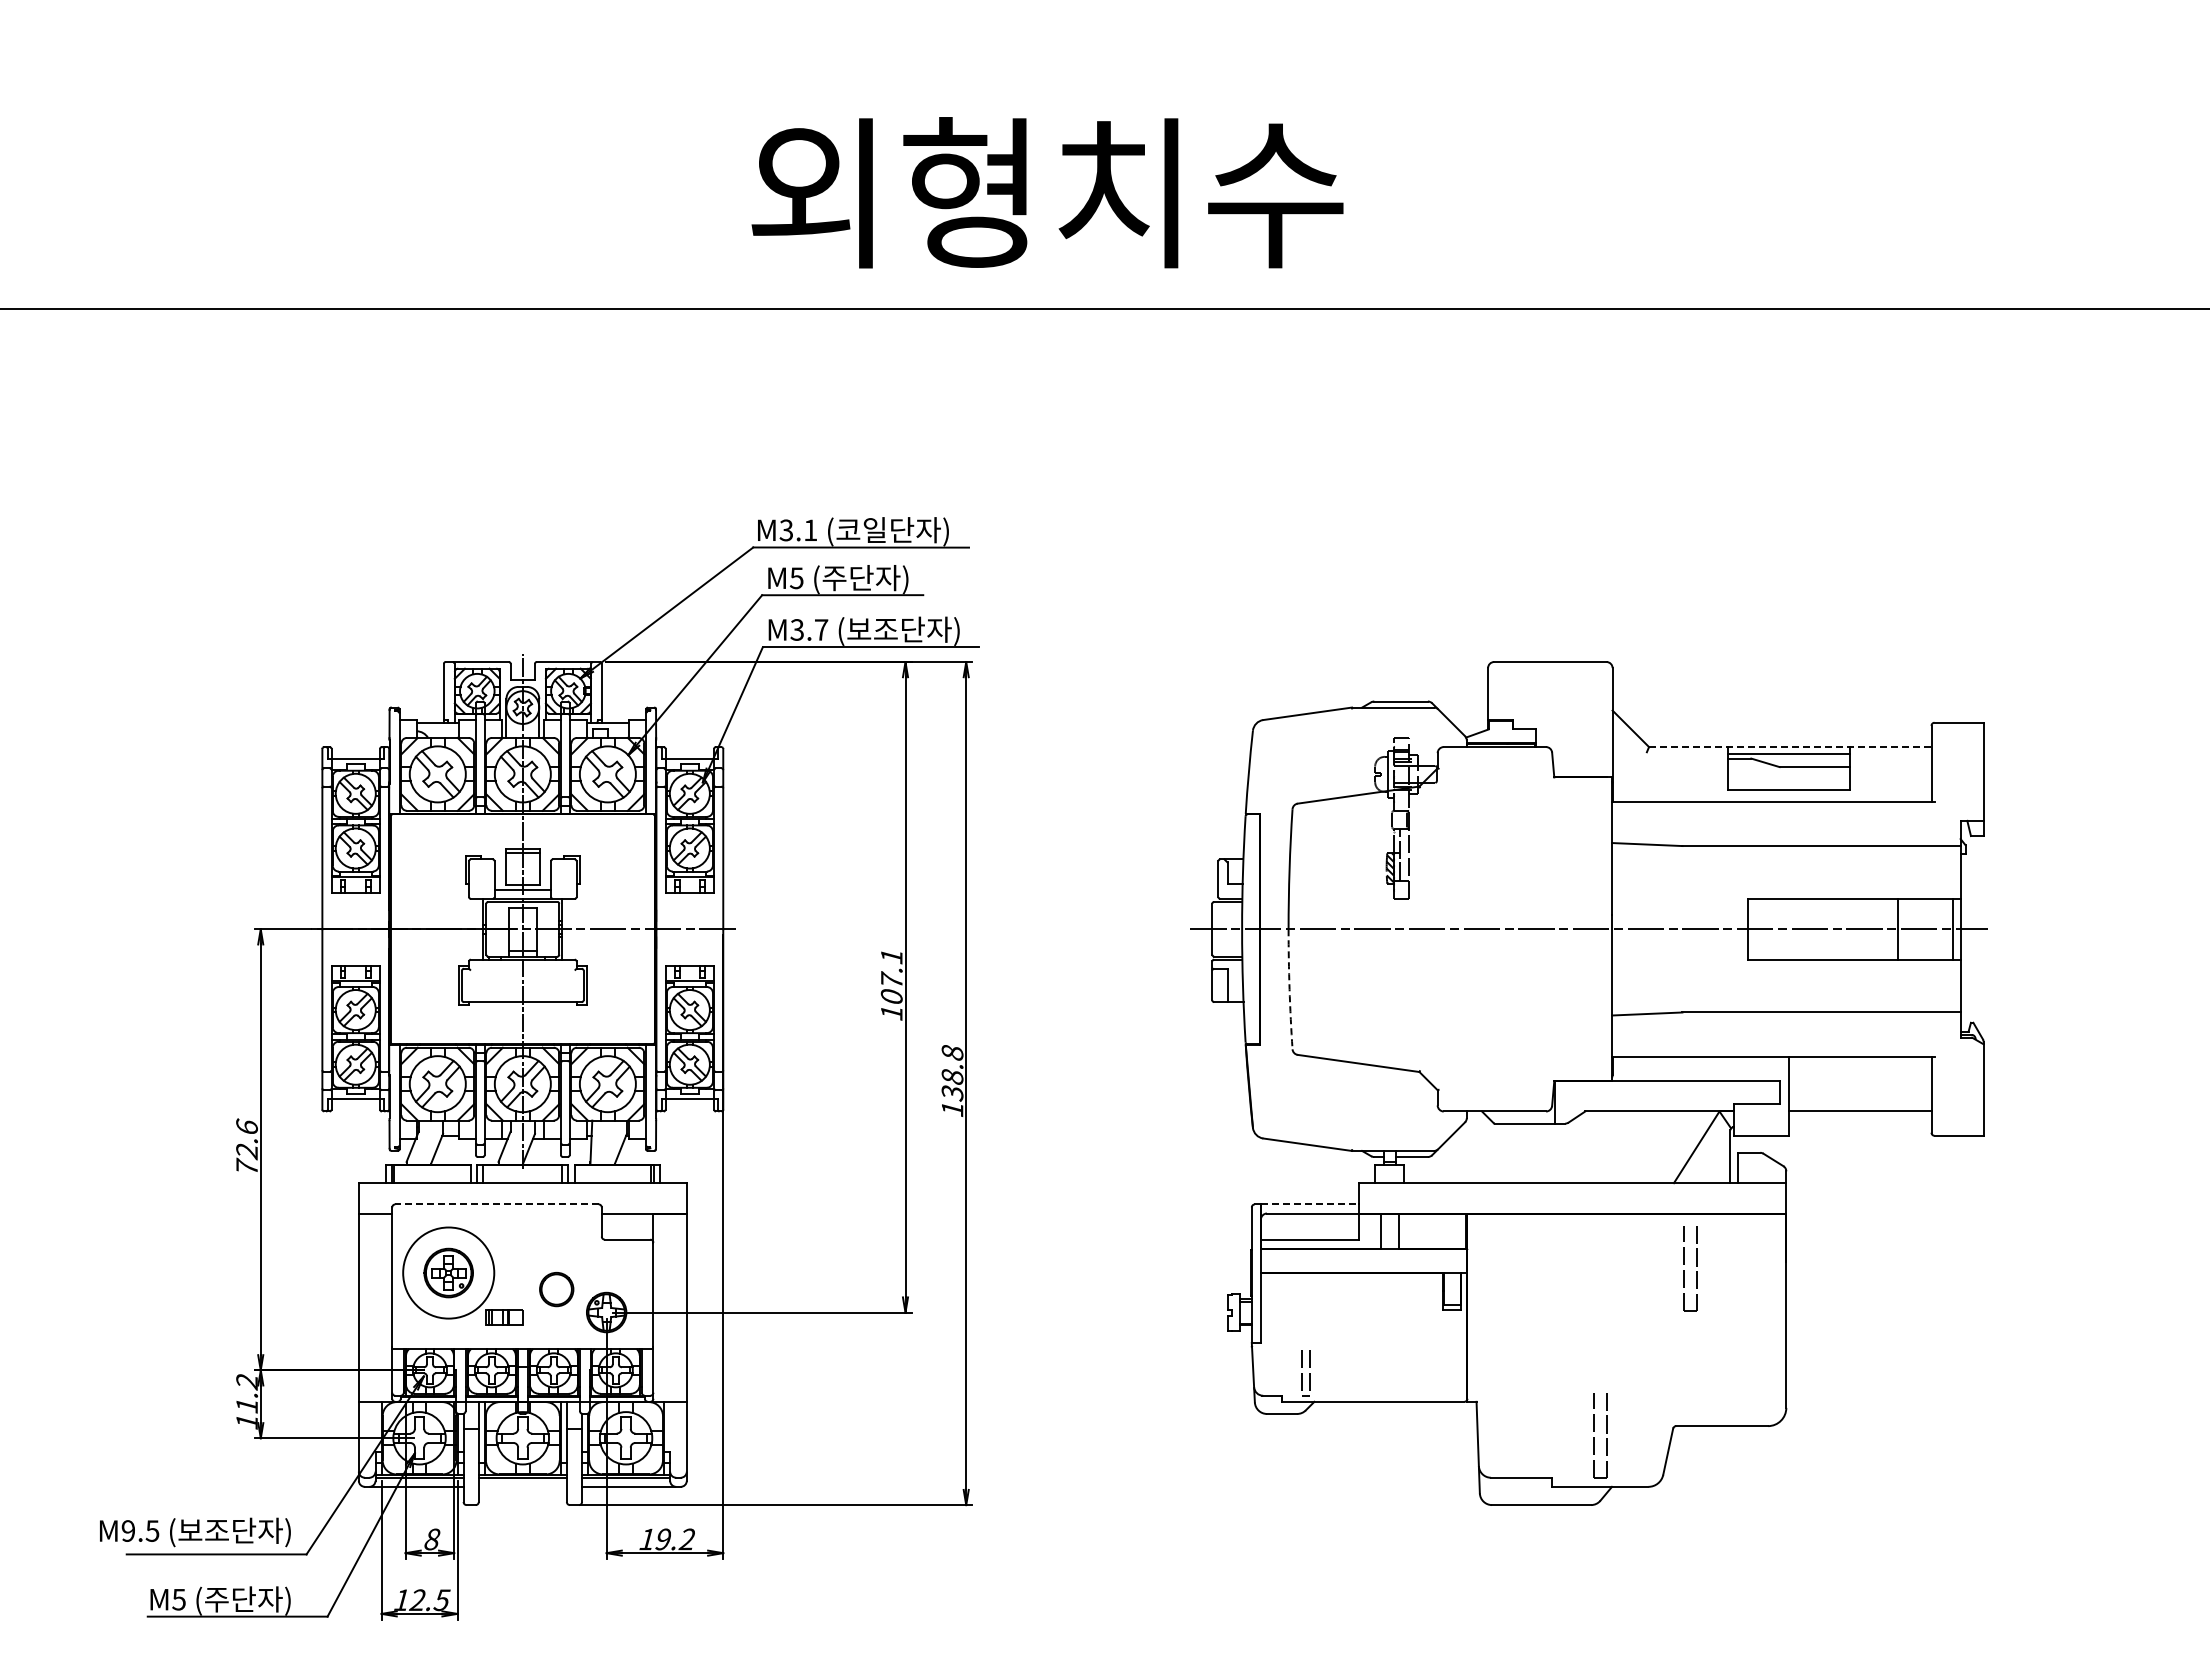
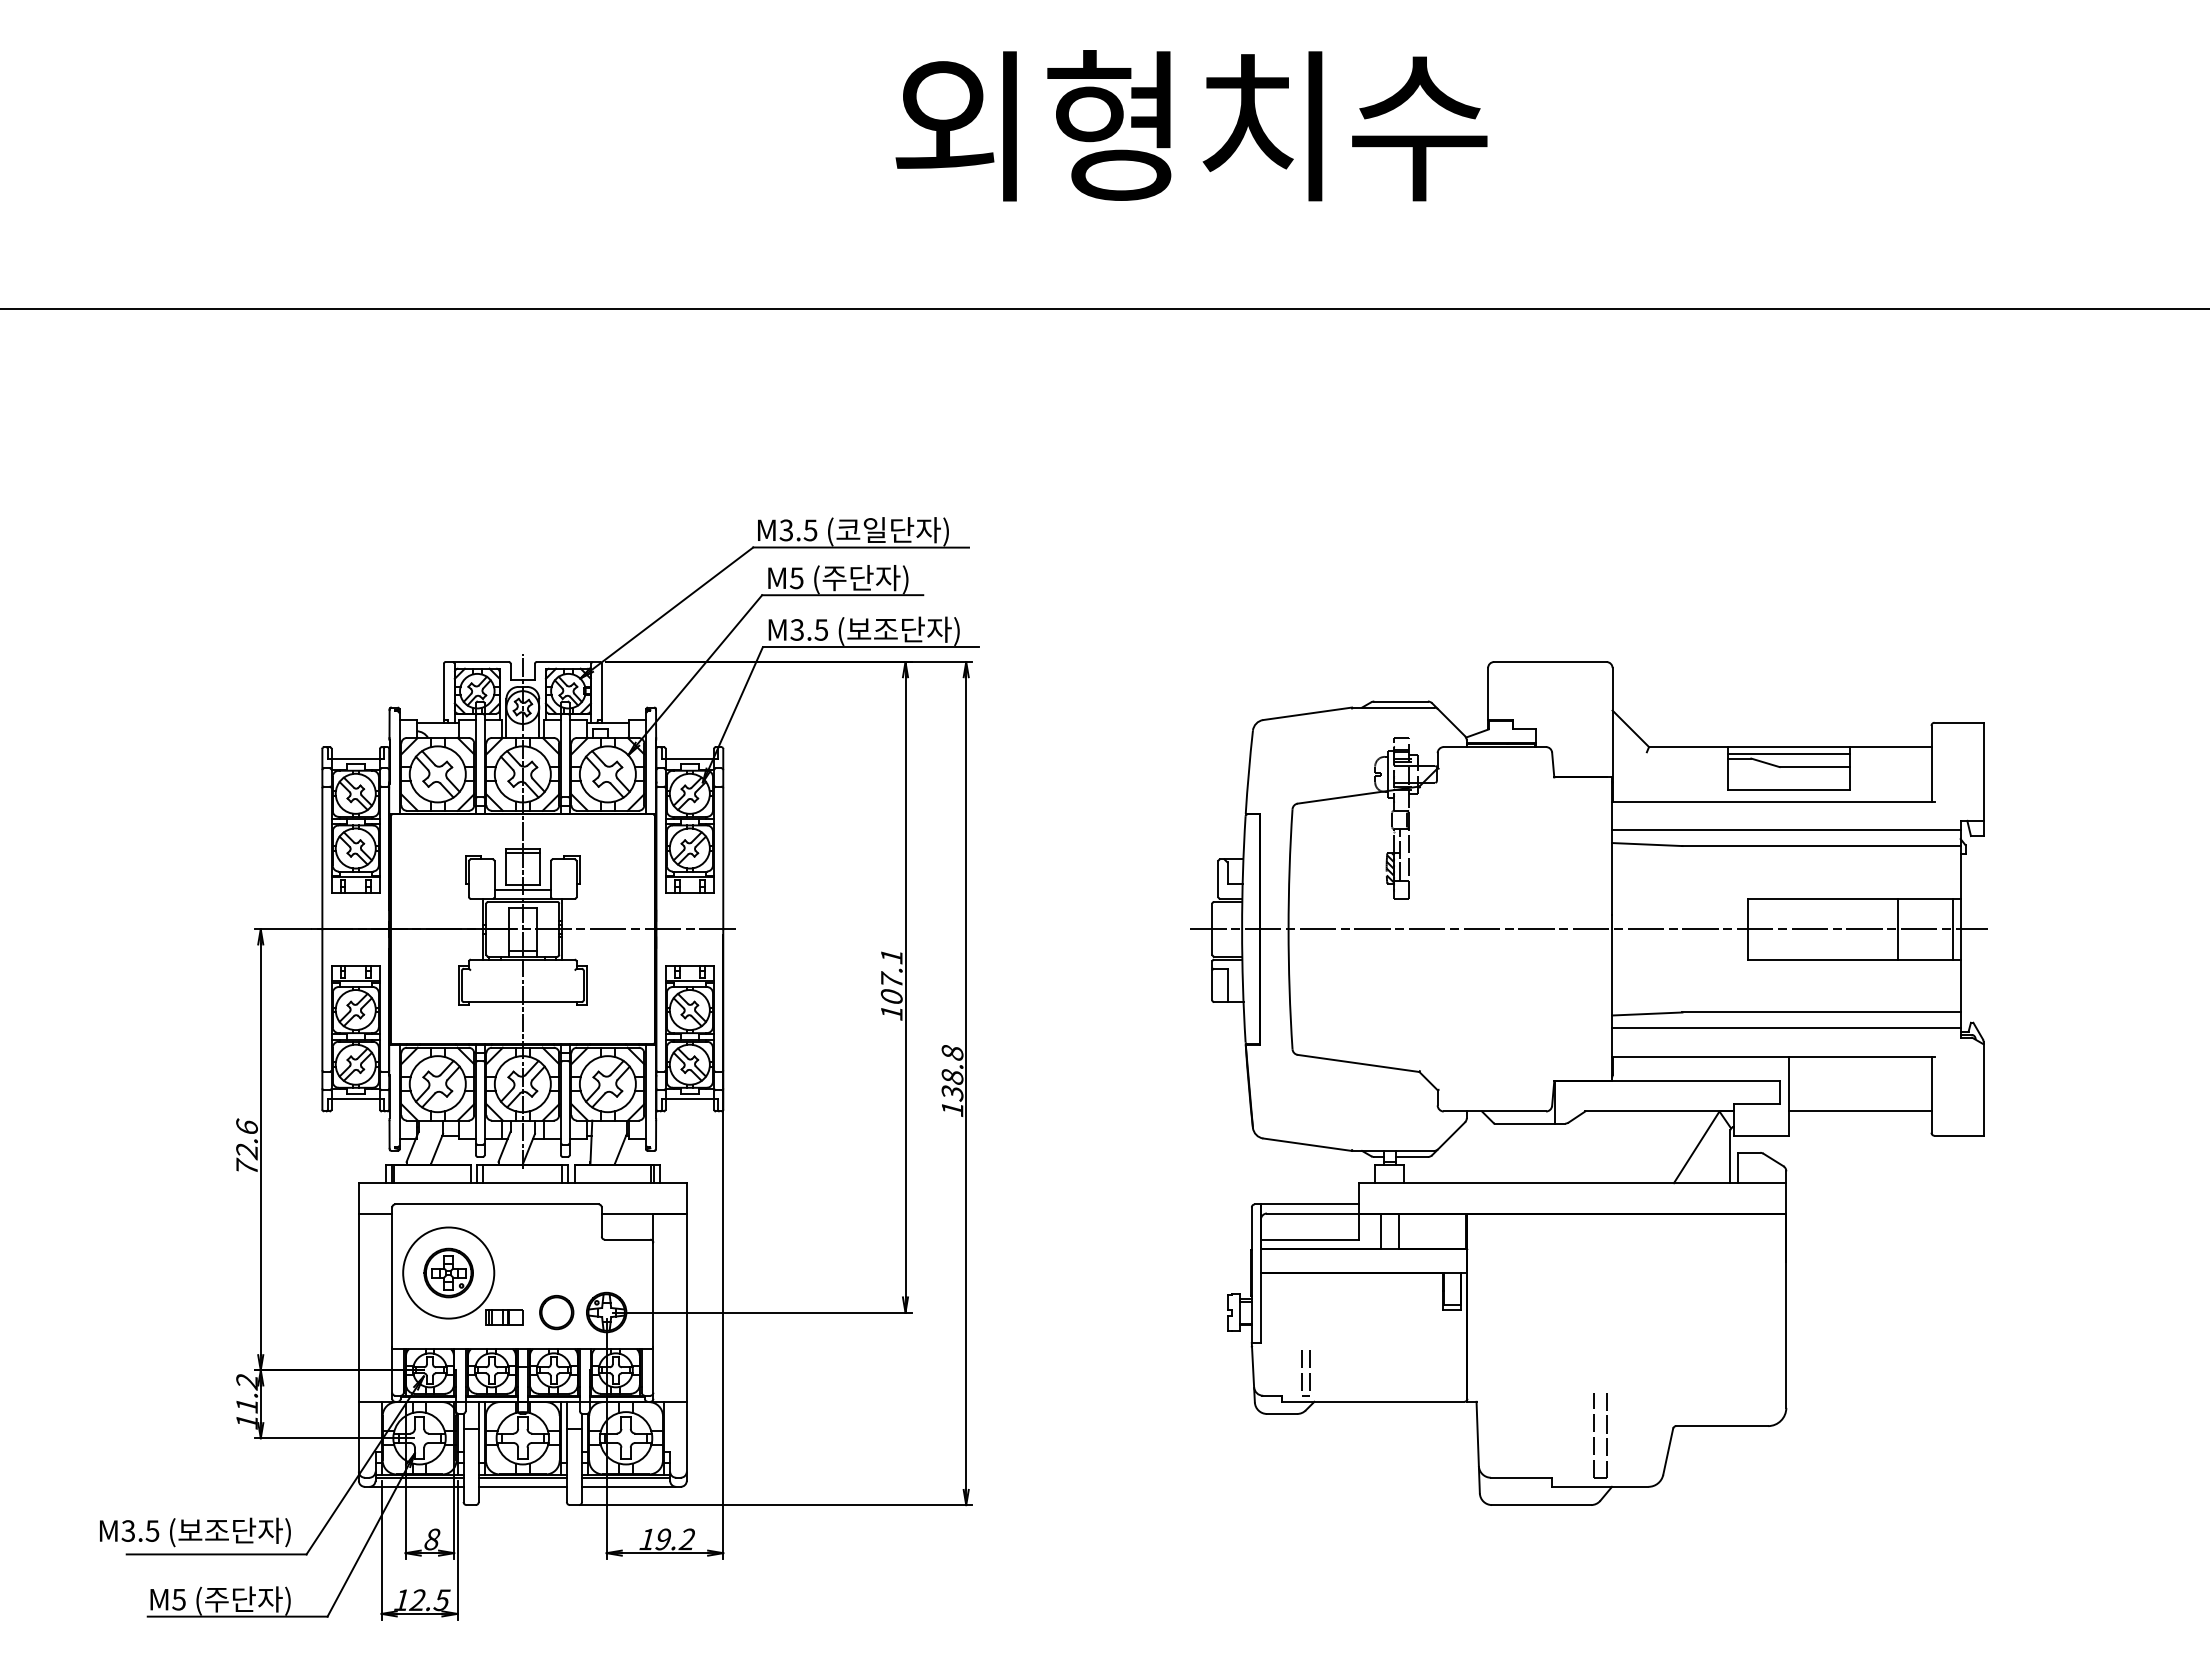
text position: (1047, 192) -> (1191, 125) (1191, 125)
text: M3.1 -> M3.5 (810, 530)
text: M3.7 -> M3.5 (821, 629)
line: dashed -> solid (1790, 747)
line: none -> present (1786, 830)
arc: dashed -> solid (1289, 989)
line: none -> present (1786, 1028)
line: dashed -> solid (497, 1204)
line: dashed -> solid (1310, 1204)
part: present -> none (1696, 1266)
part position: (556, 1289) -> (556, 1312) (556, 1312)
line: none -> present (522, 1486)
text: M9.5 -> M3.5 (127, 1530)
